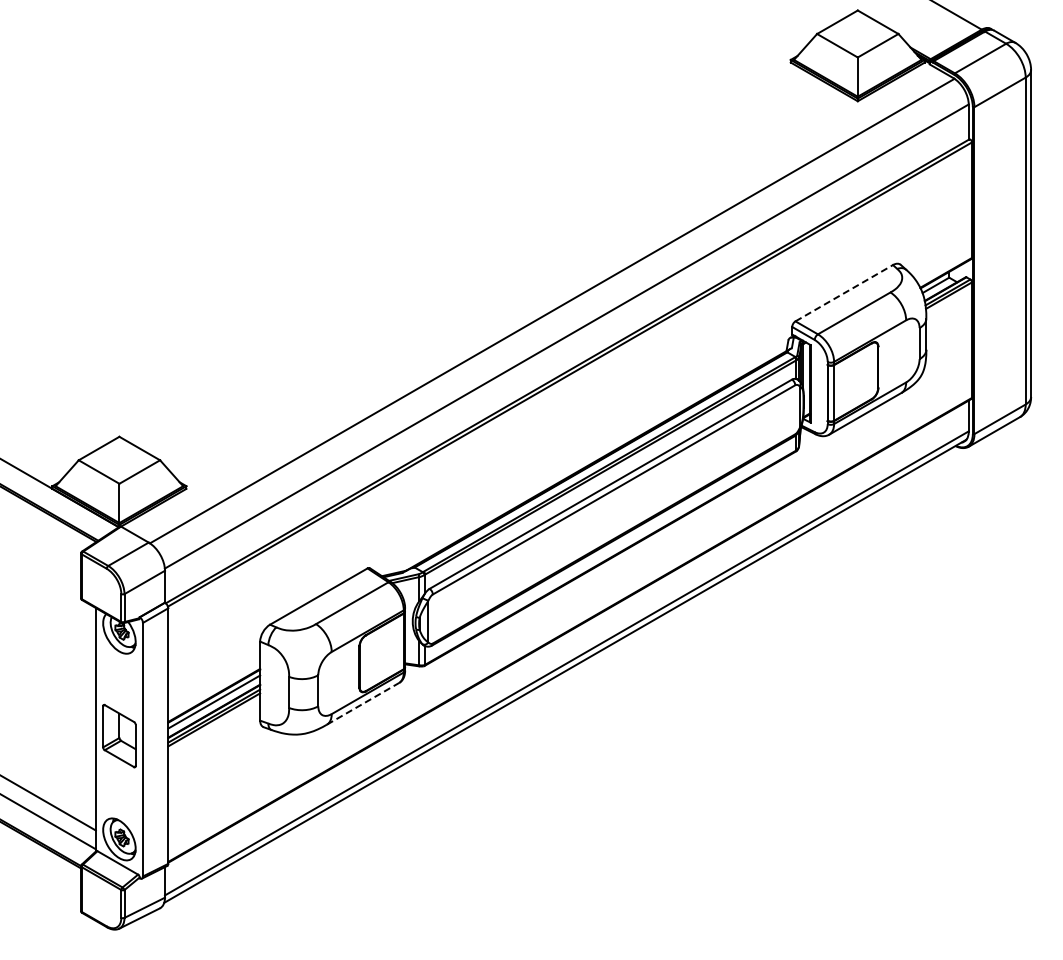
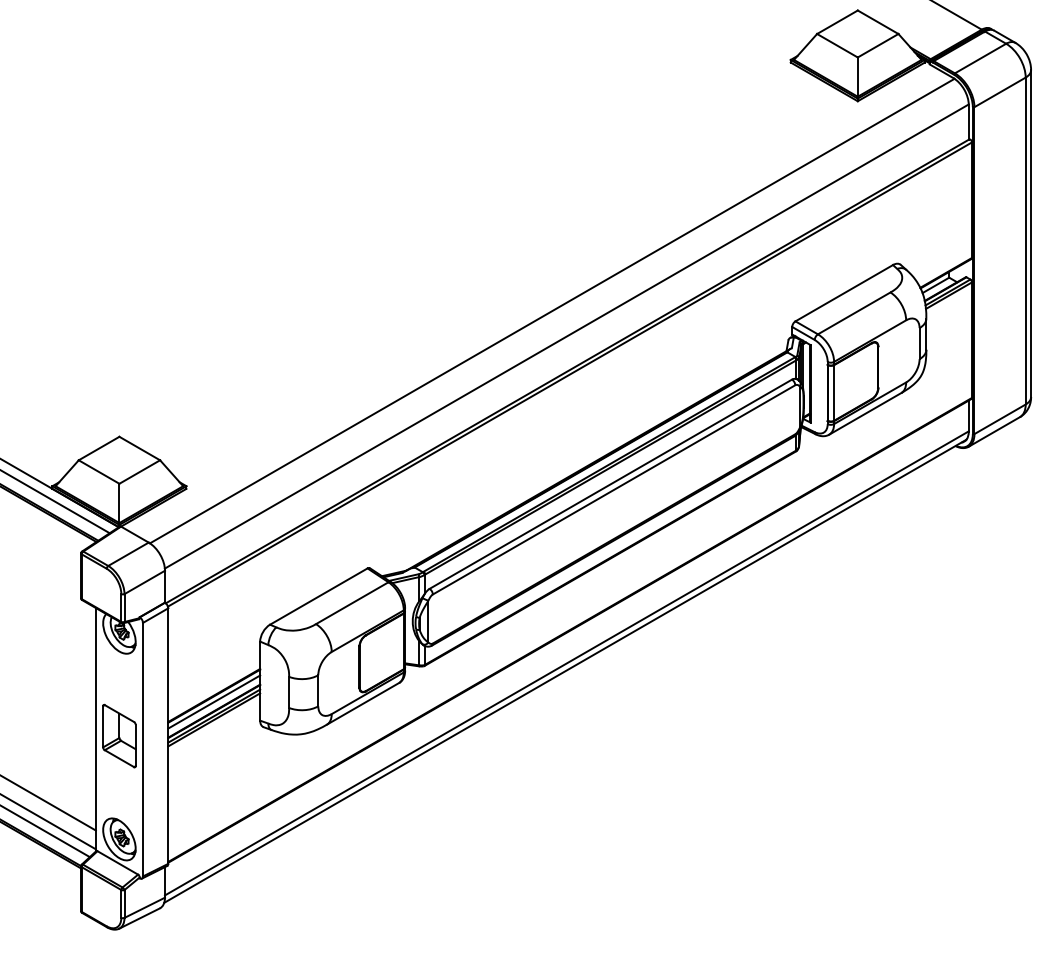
line: dashed -> solid (844, 292)
line: none -> present (55, 502)
line: dashed -> solid (363, 703)
line: none -> present (45, 831)
